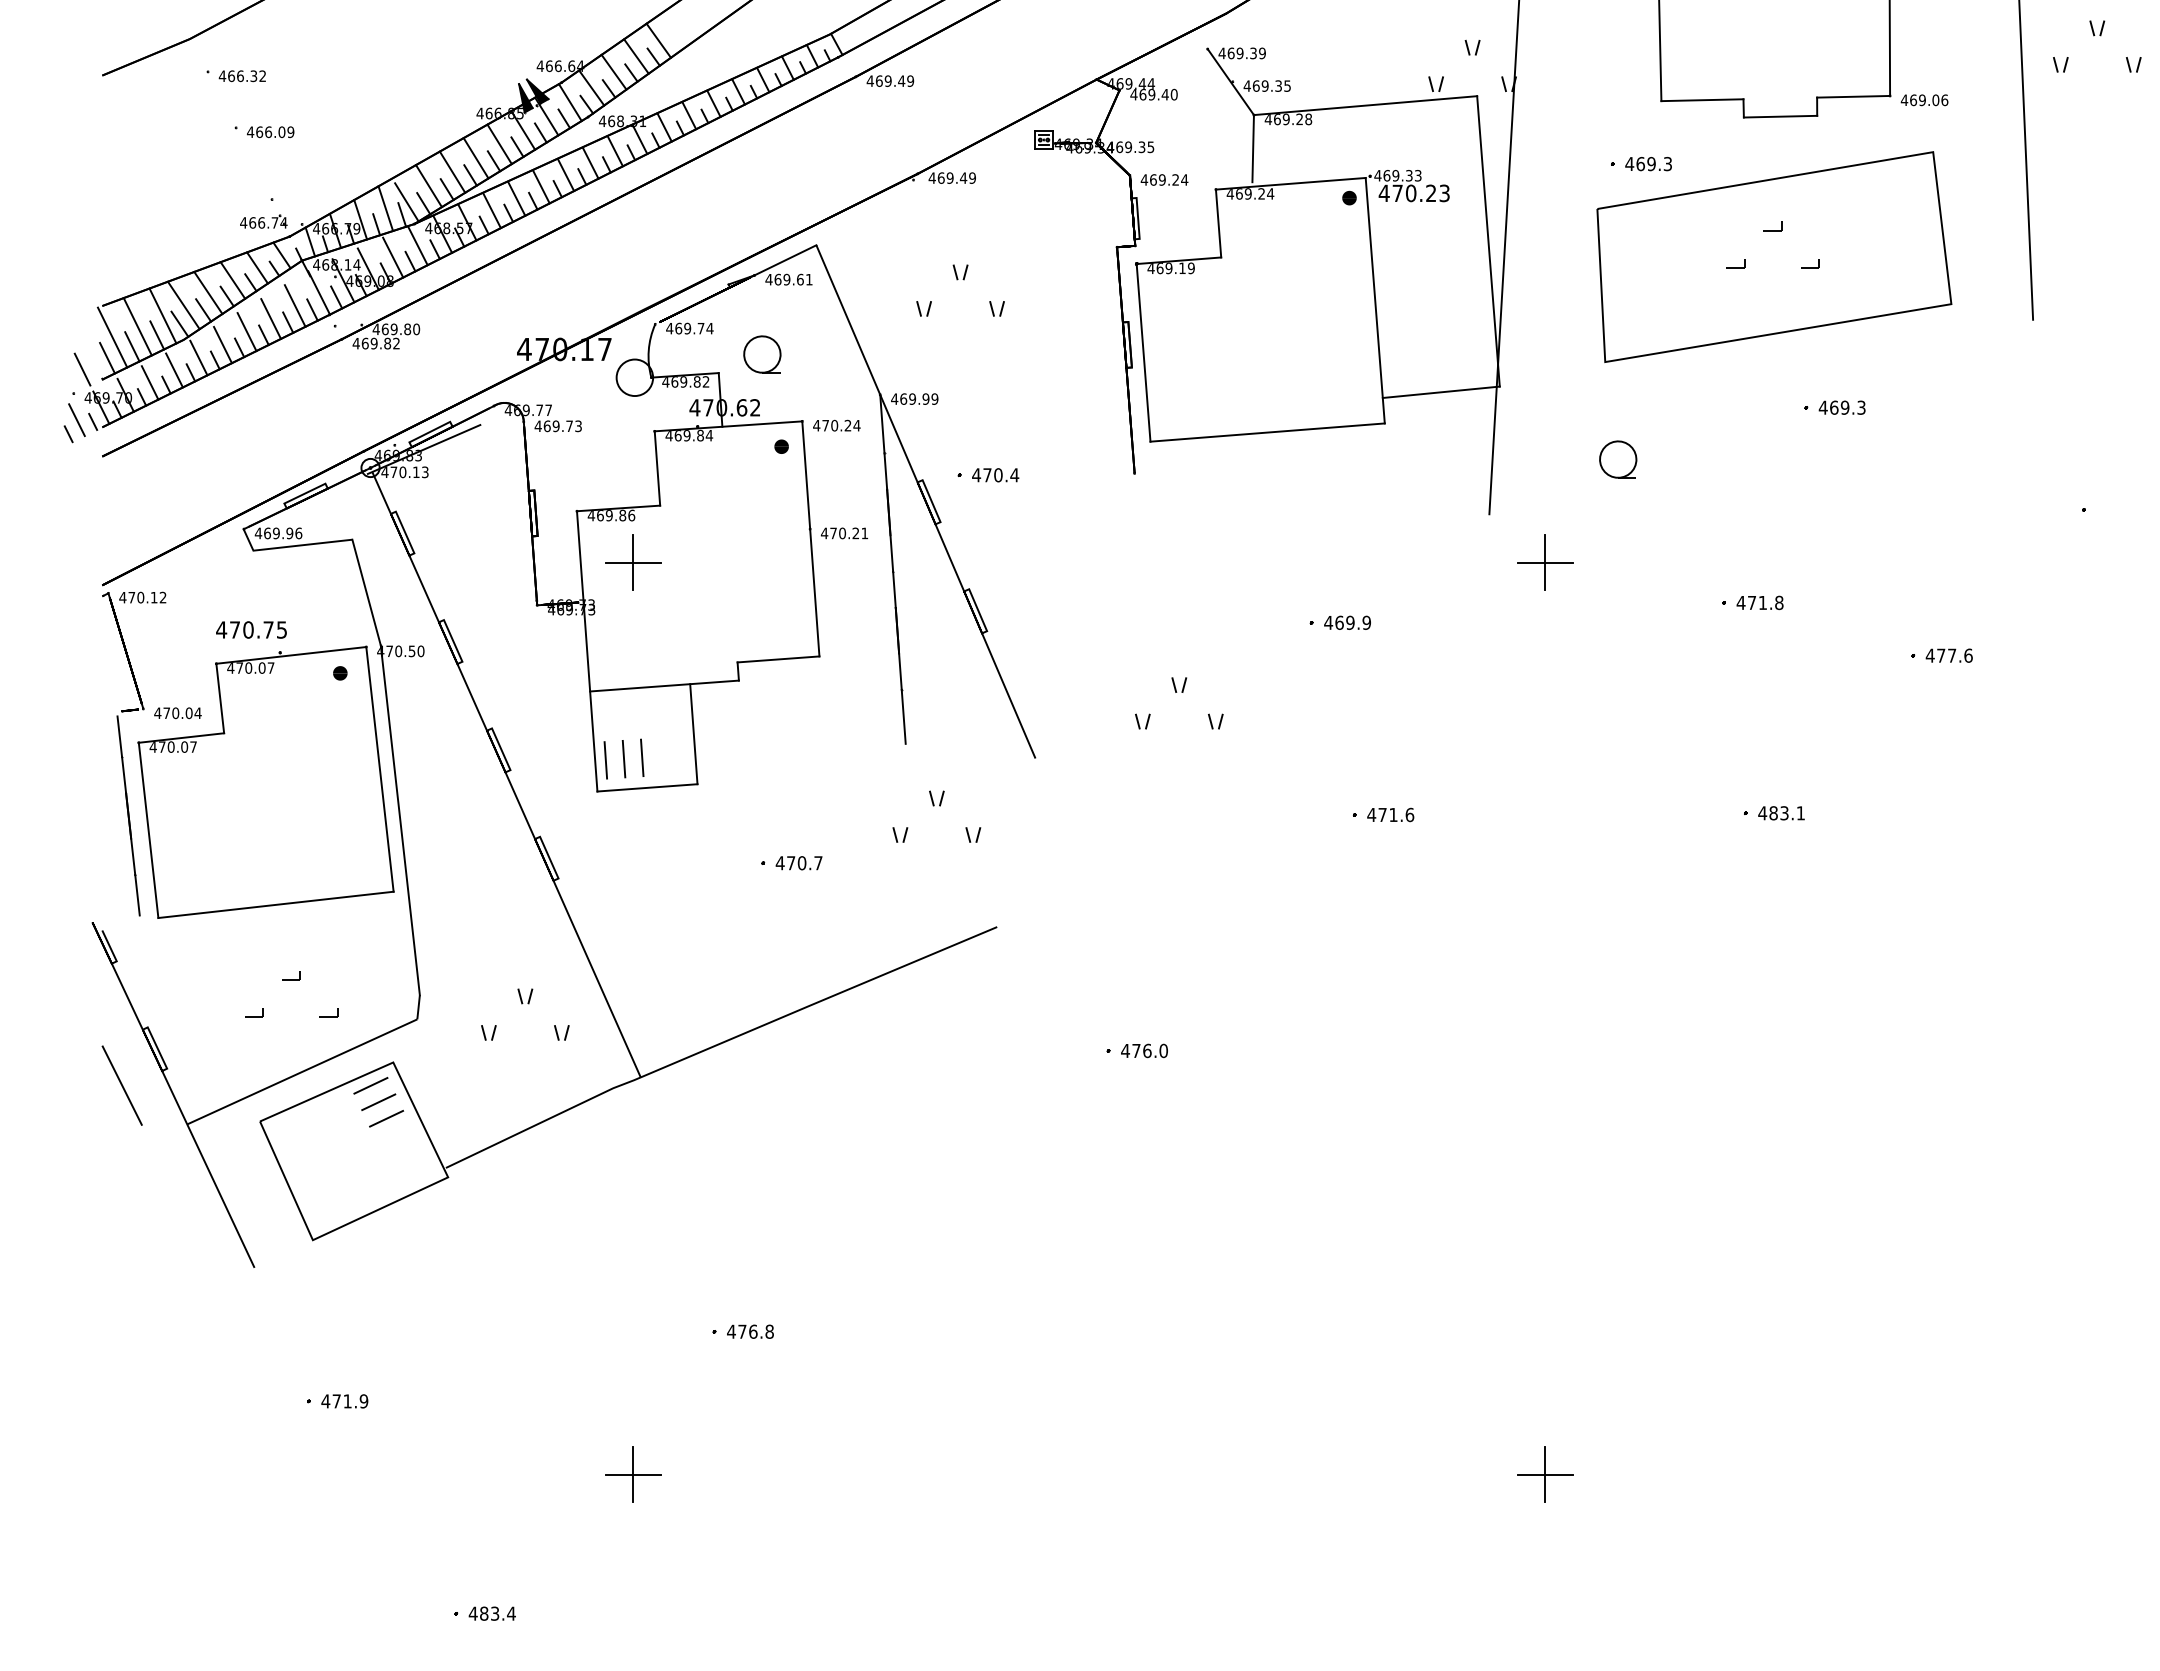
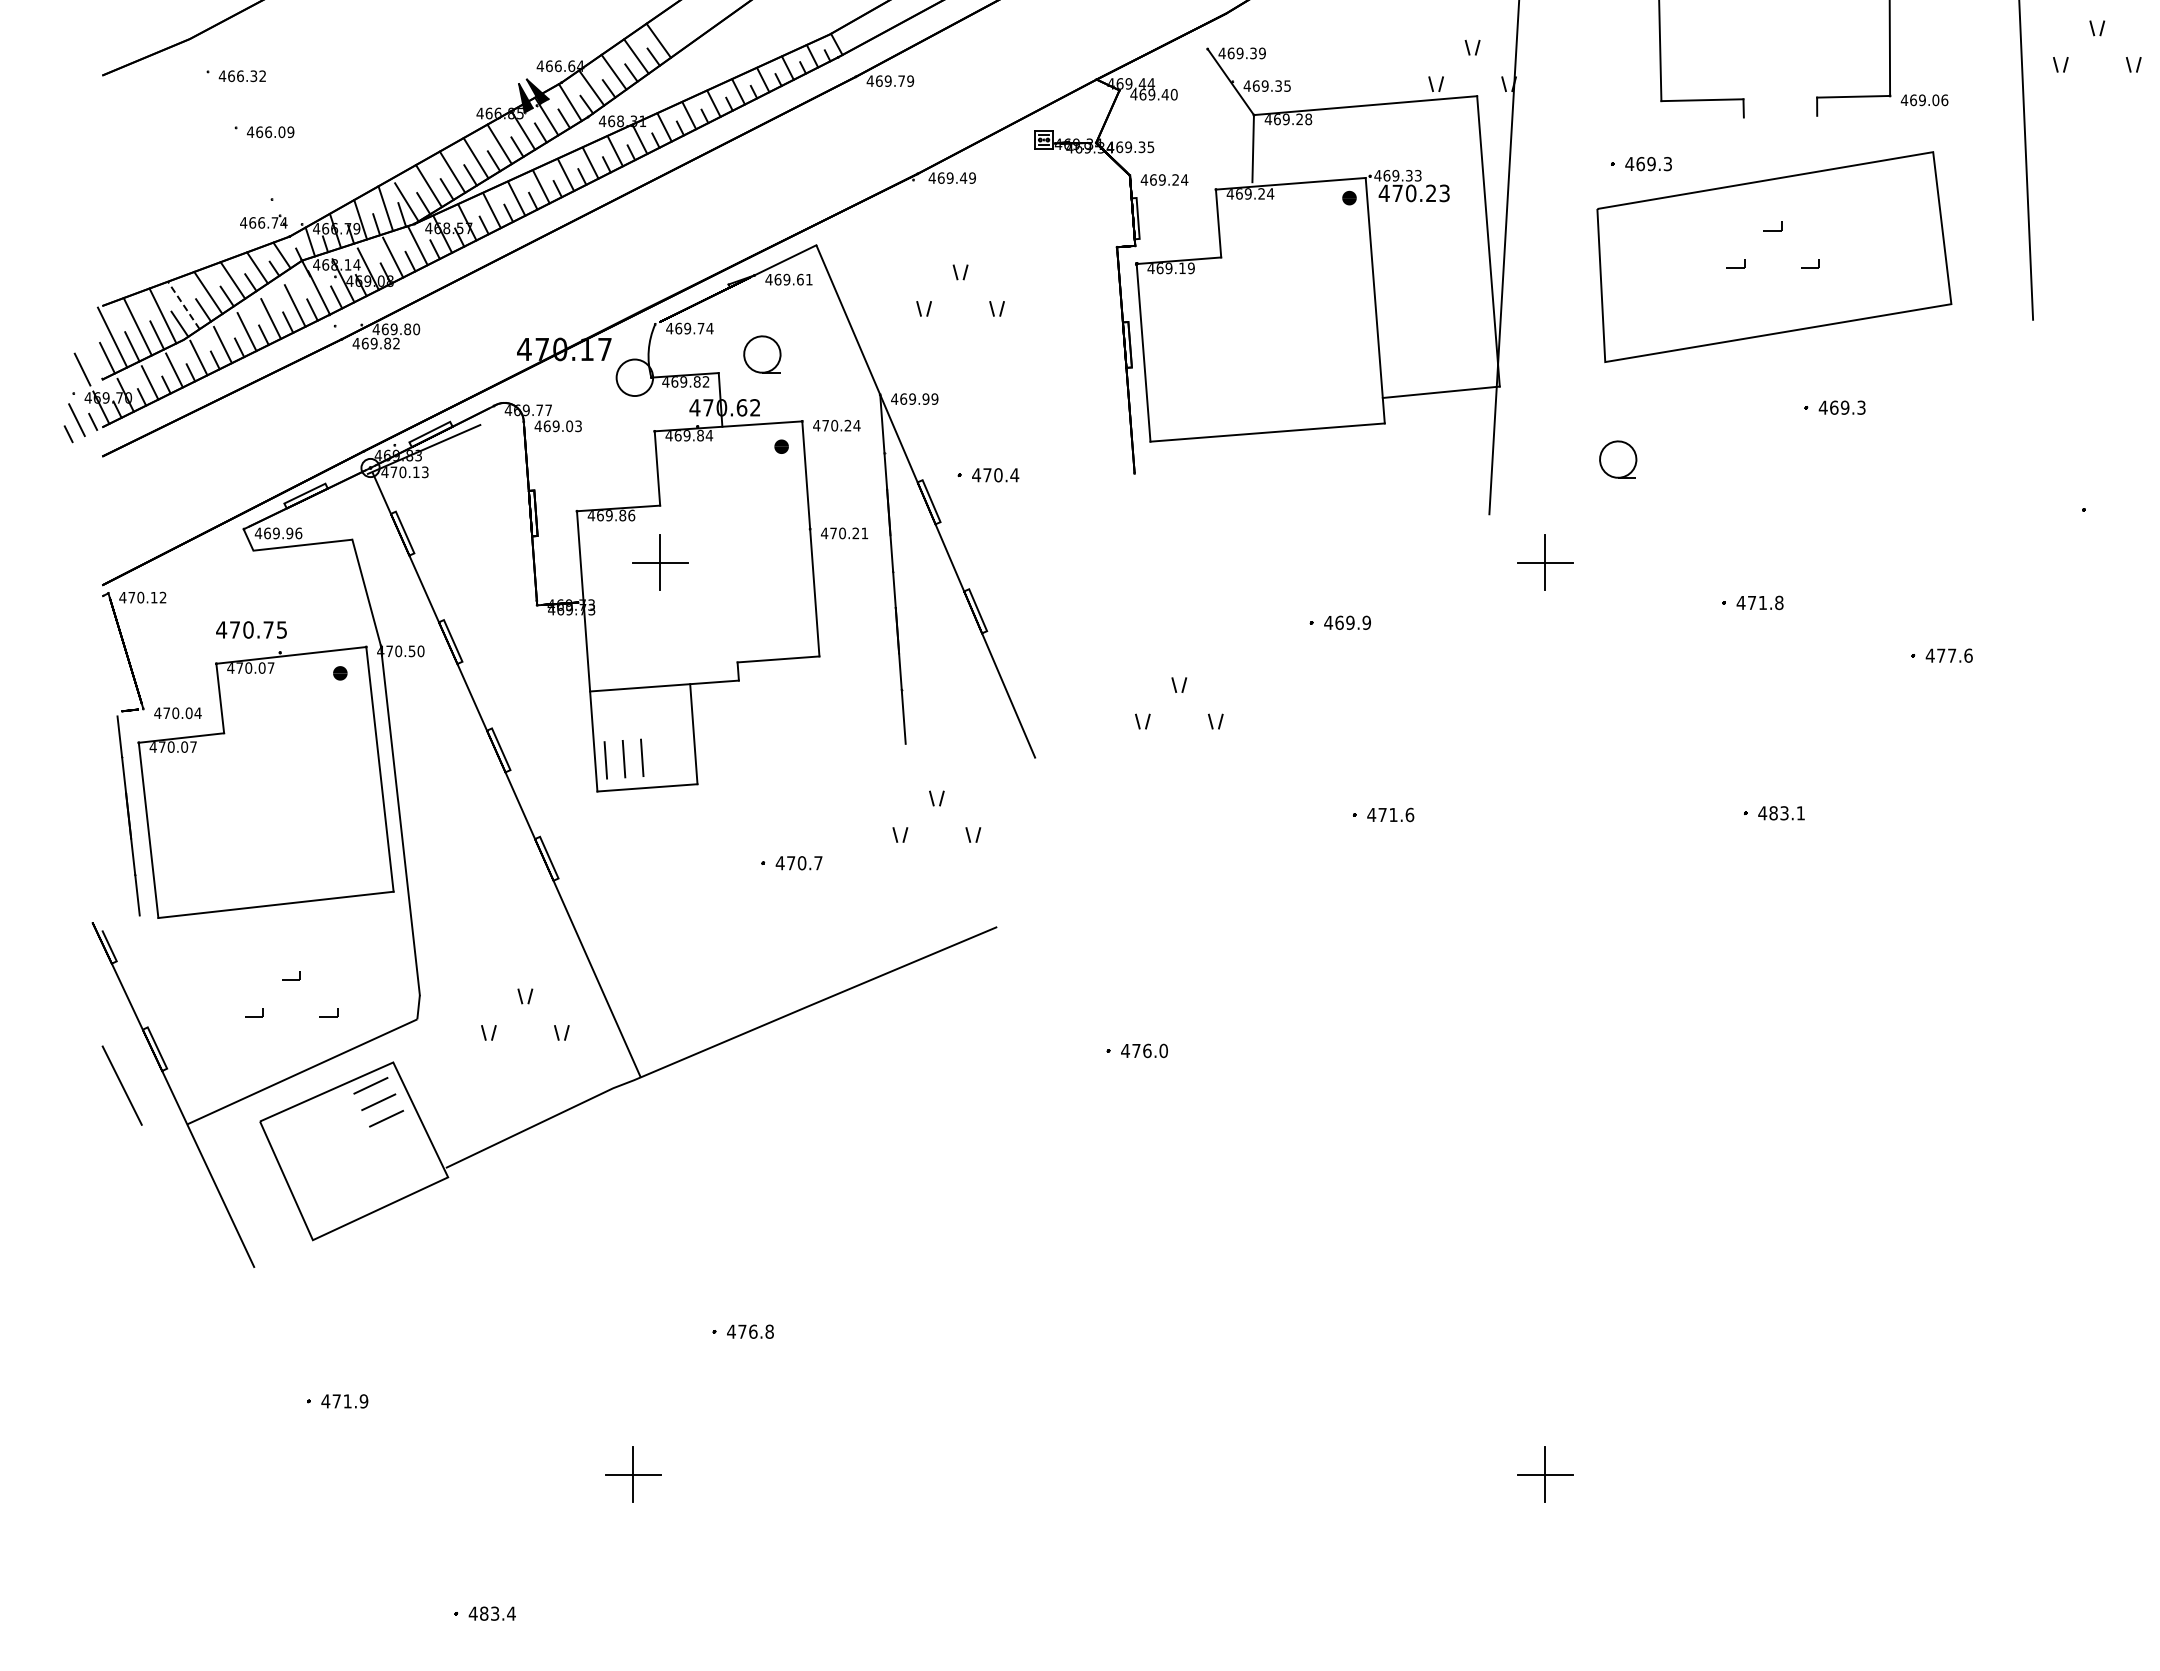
text: 469.49 -> 469.79 (901, 80)
line: present -> none (1780, 116)
line: solid -> dashed (183, 305)
text: 469.73 -> 469.03 (569, 426)
part position: (633, 562) -> (660, 562) (660, 562)
